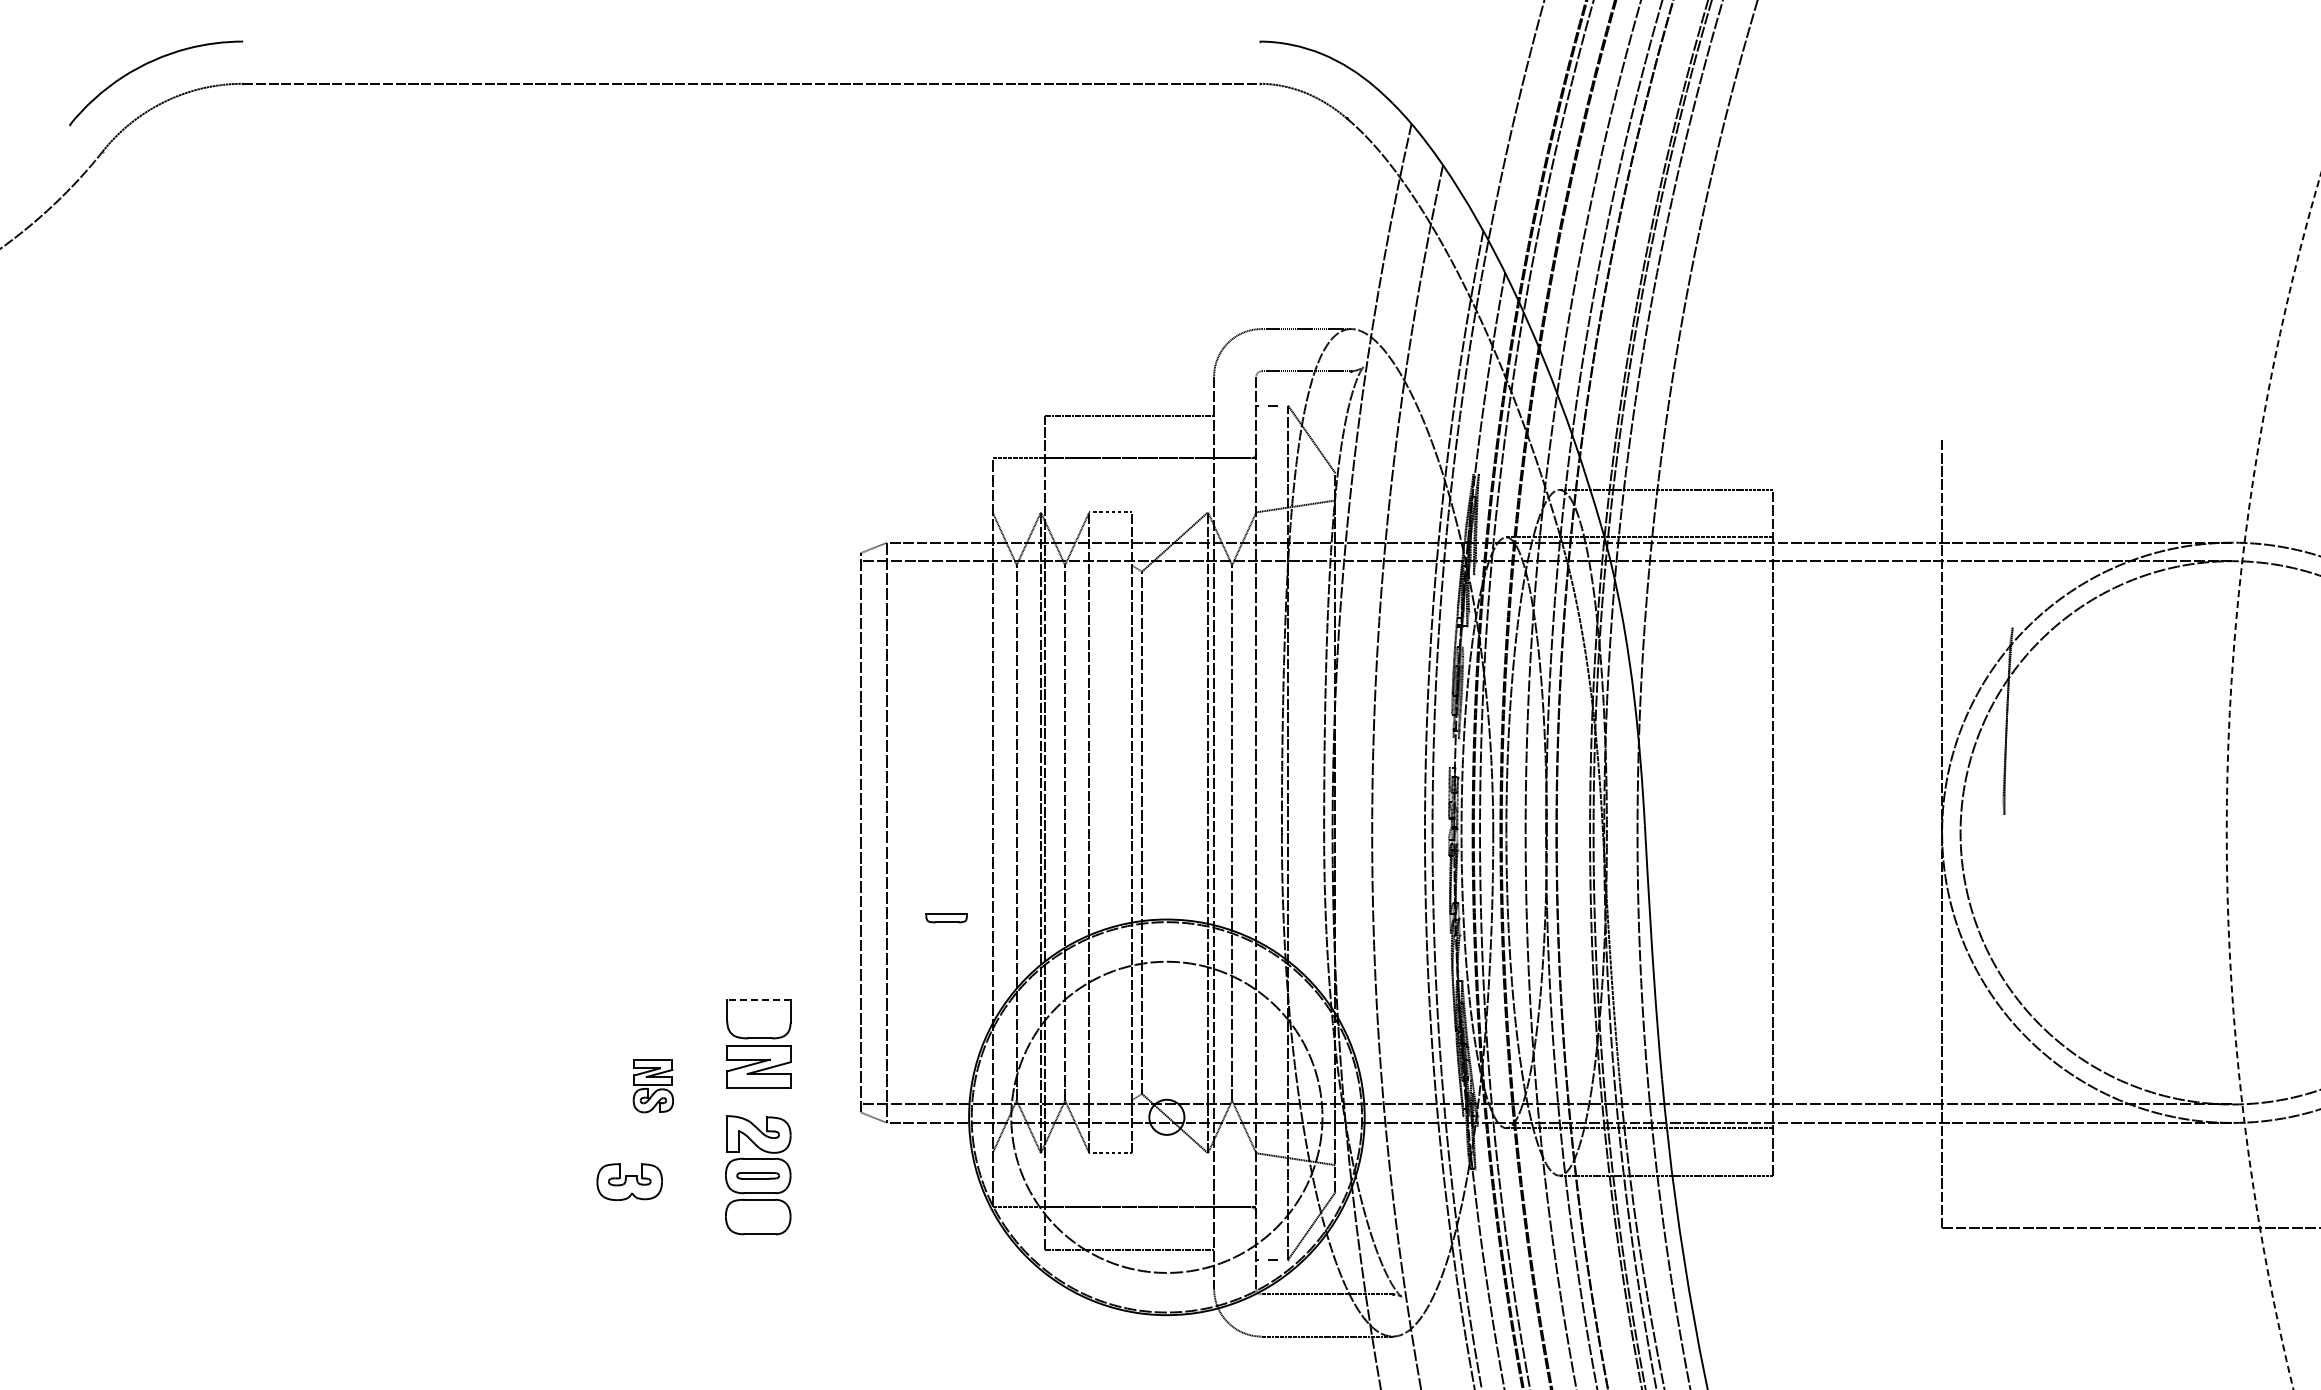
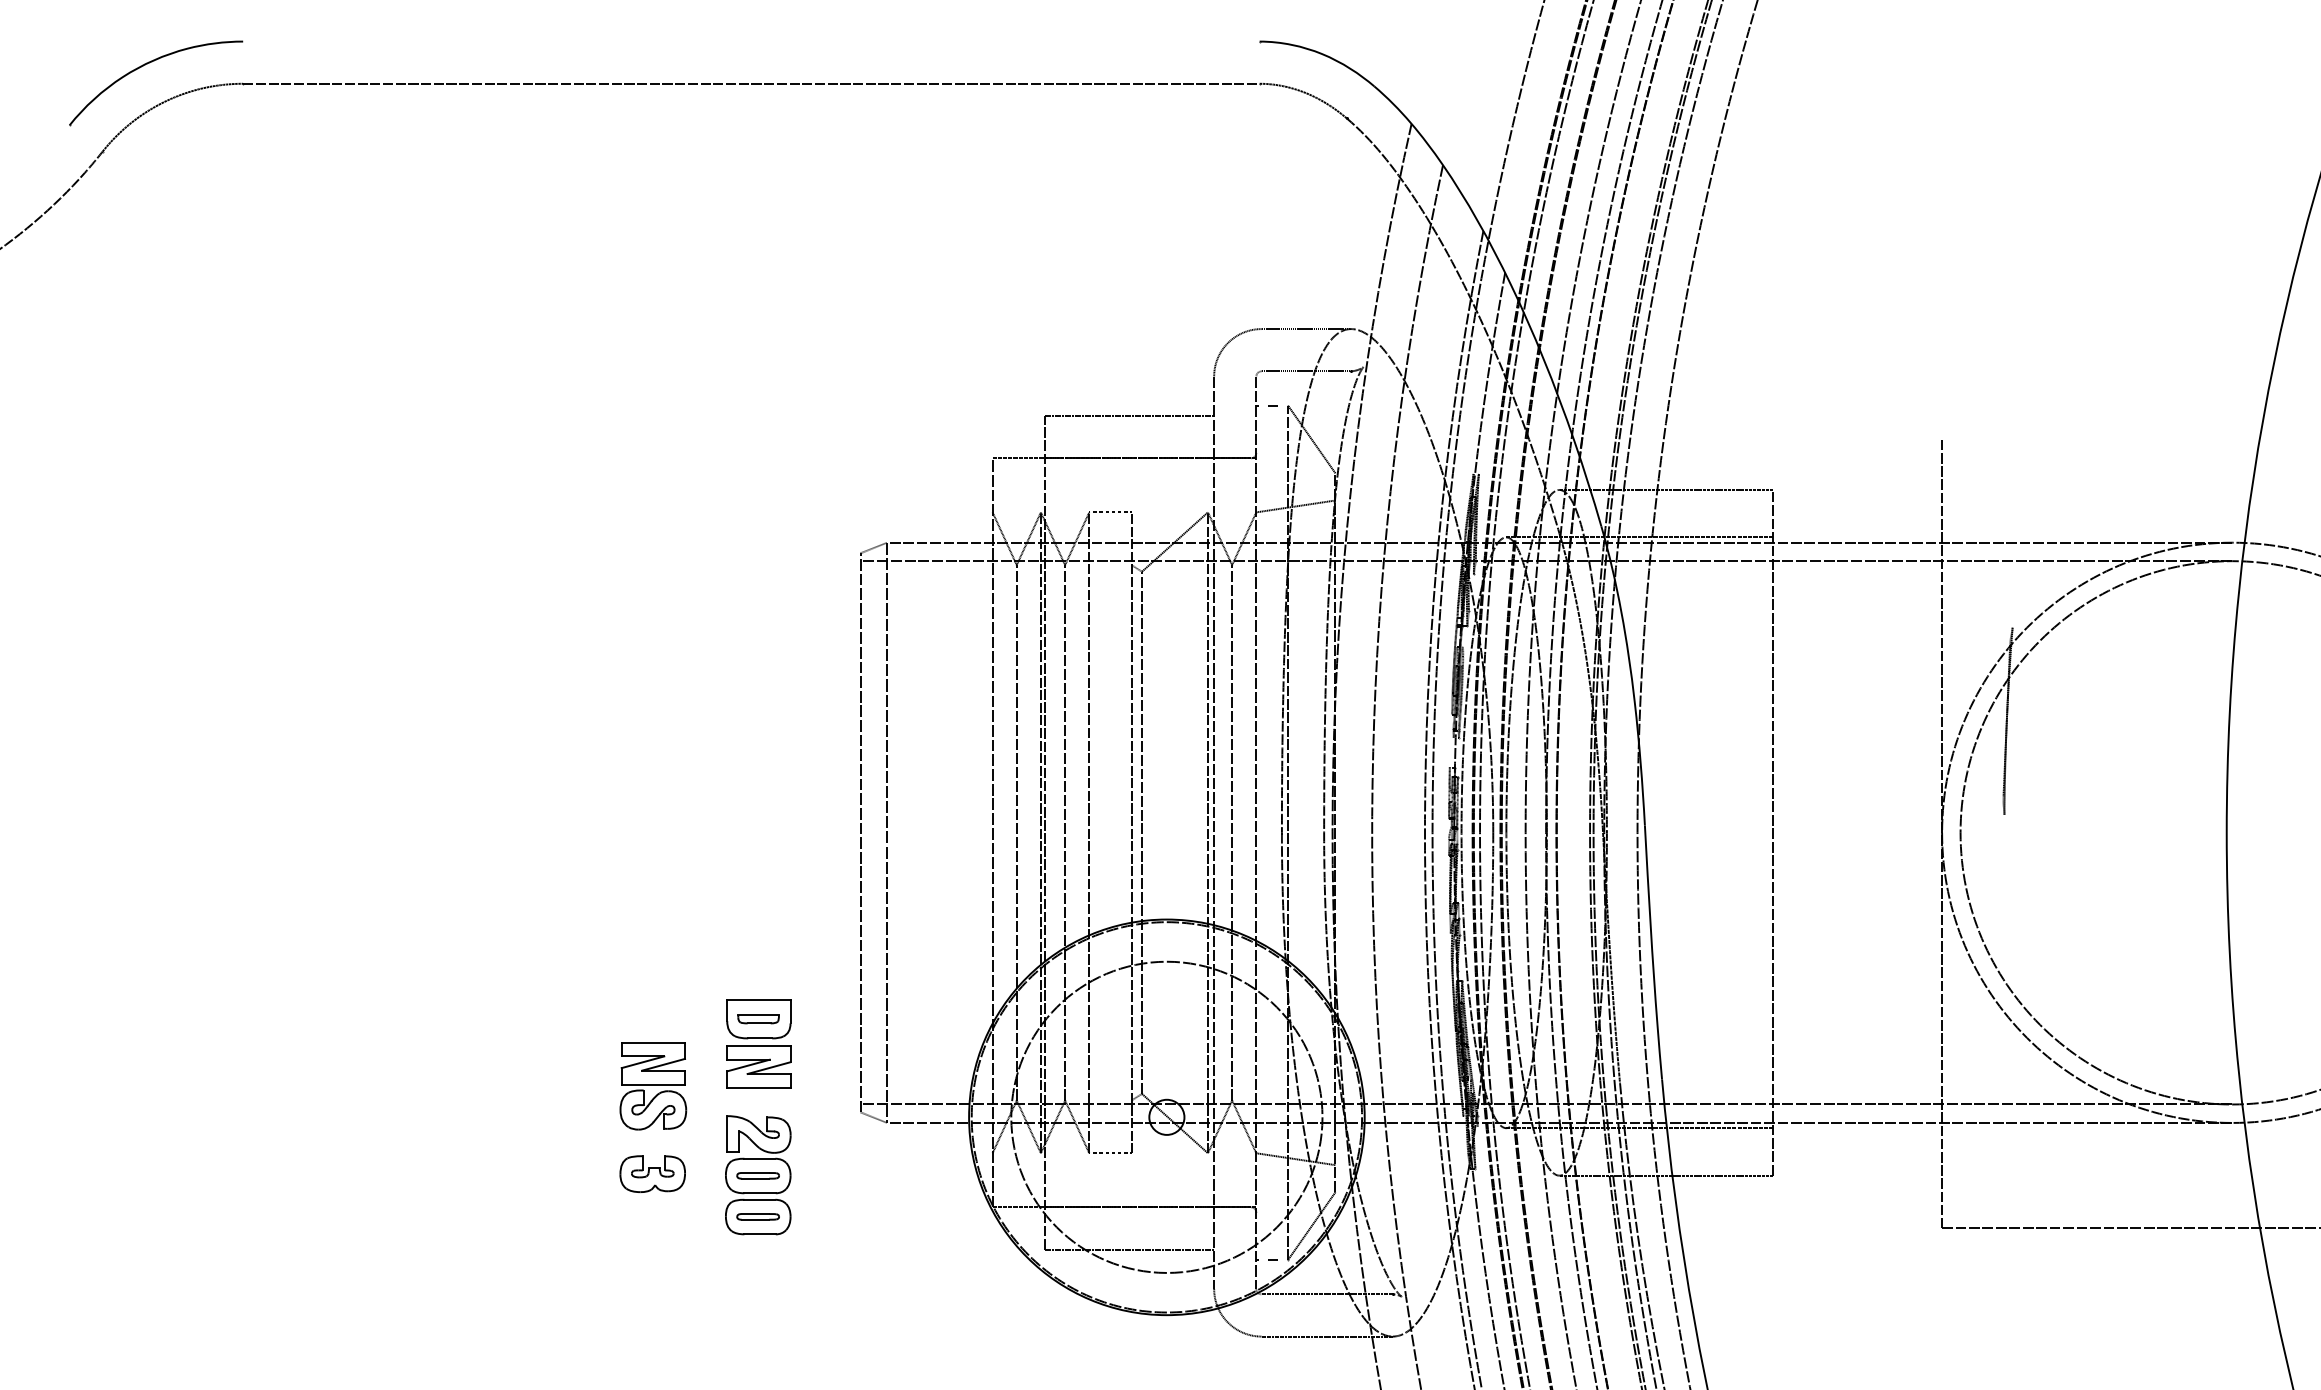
circle: dashed -> solid (2273, 781)
part position: (946, 918) -> (758, 1019) (758, 1019)
line: dashed -> solid (758, 1000)
part size: 42x55 px -> 69x89 px (653, 1086)
part position: (629, 1181) -> (652, 1173) (652, 1173)
part: none -> present (757, 1216)
